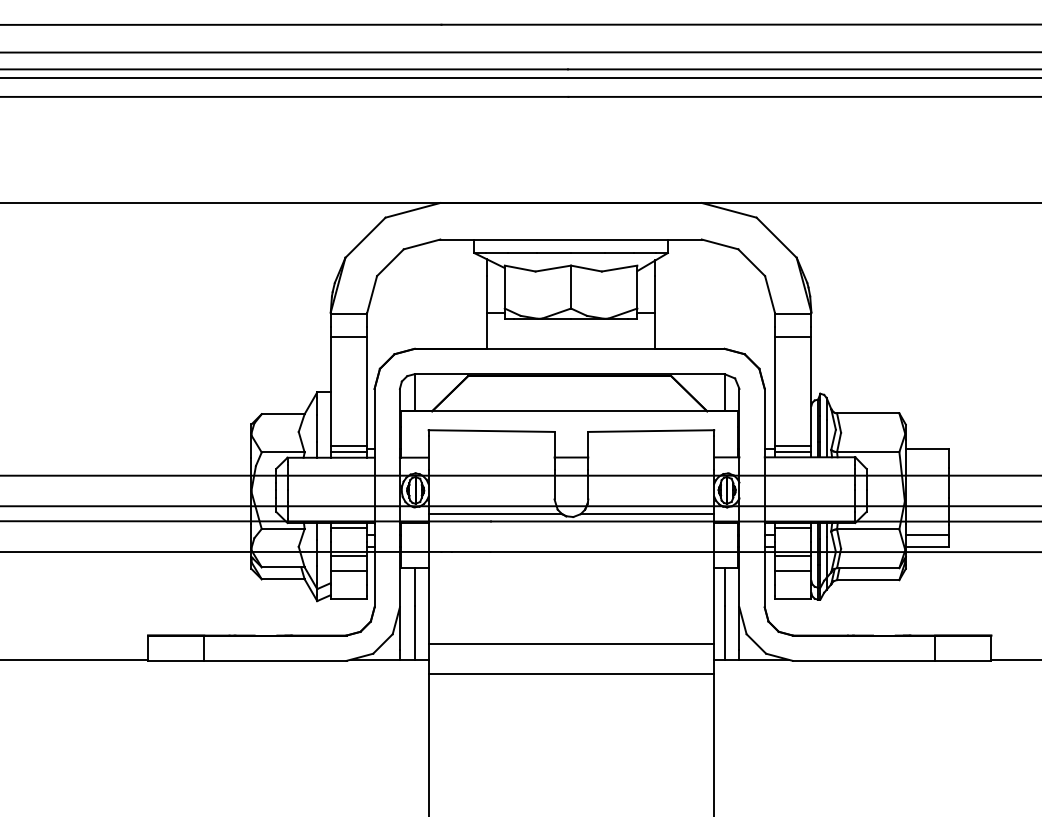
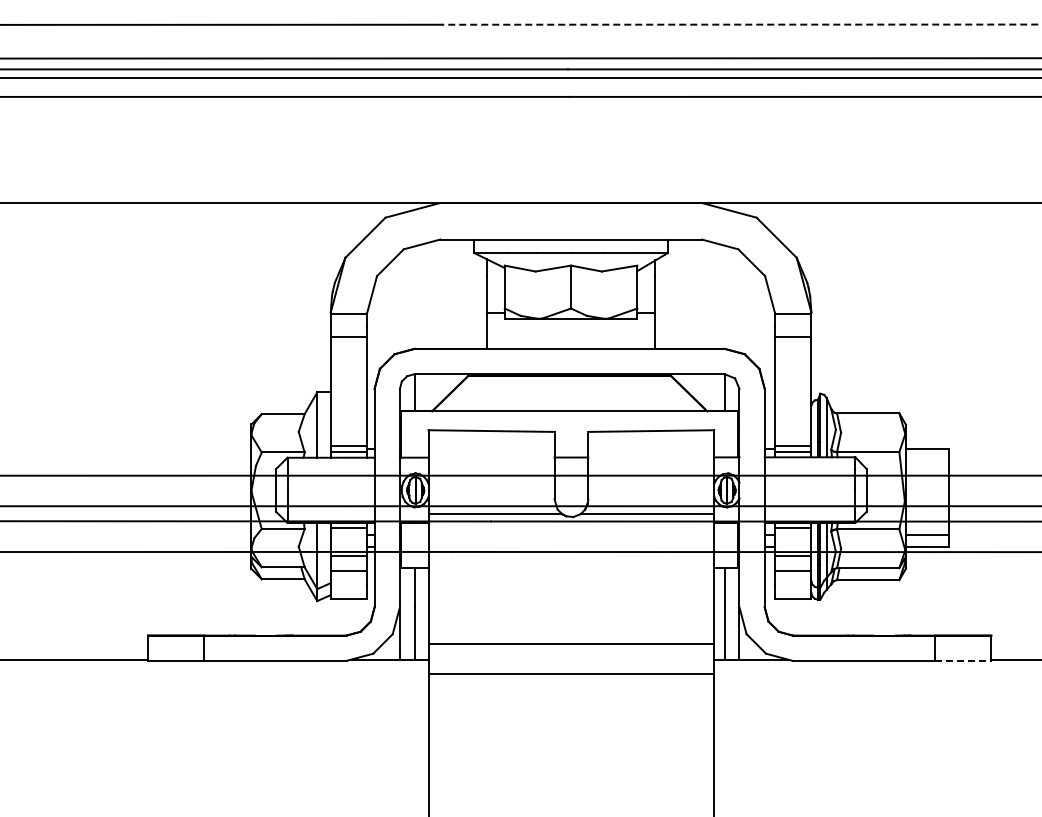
line: solid -> dashed (741, 24)
line position: (520, 52) -> (520, 58) (520, 58)
line: solid -> dashed (963, 660)
